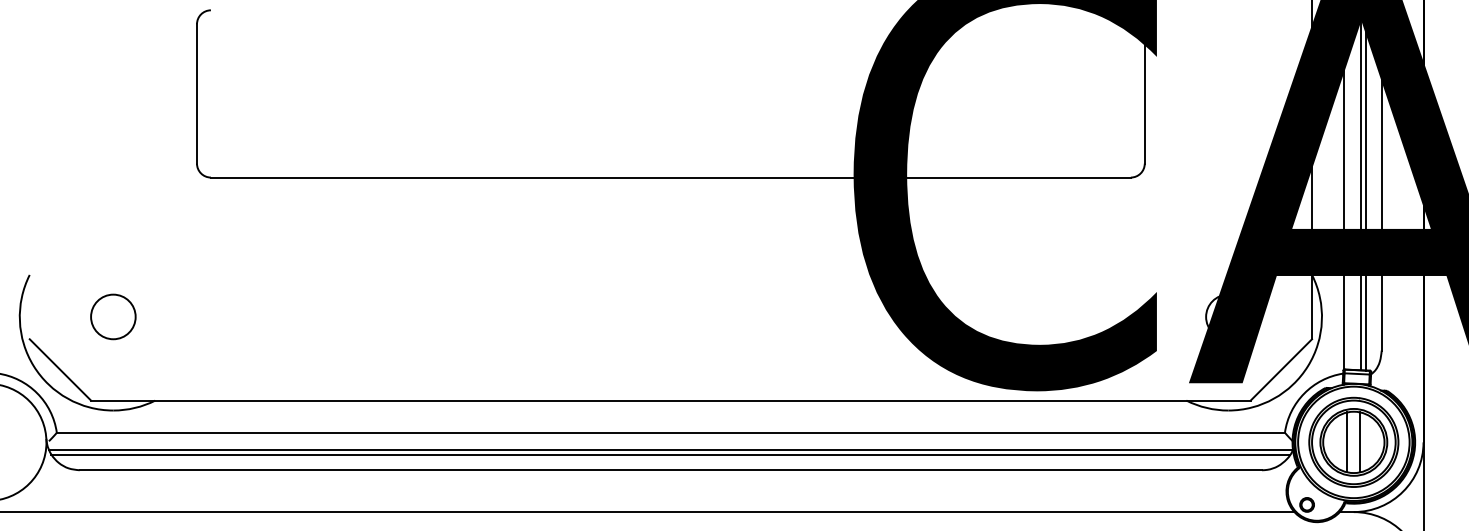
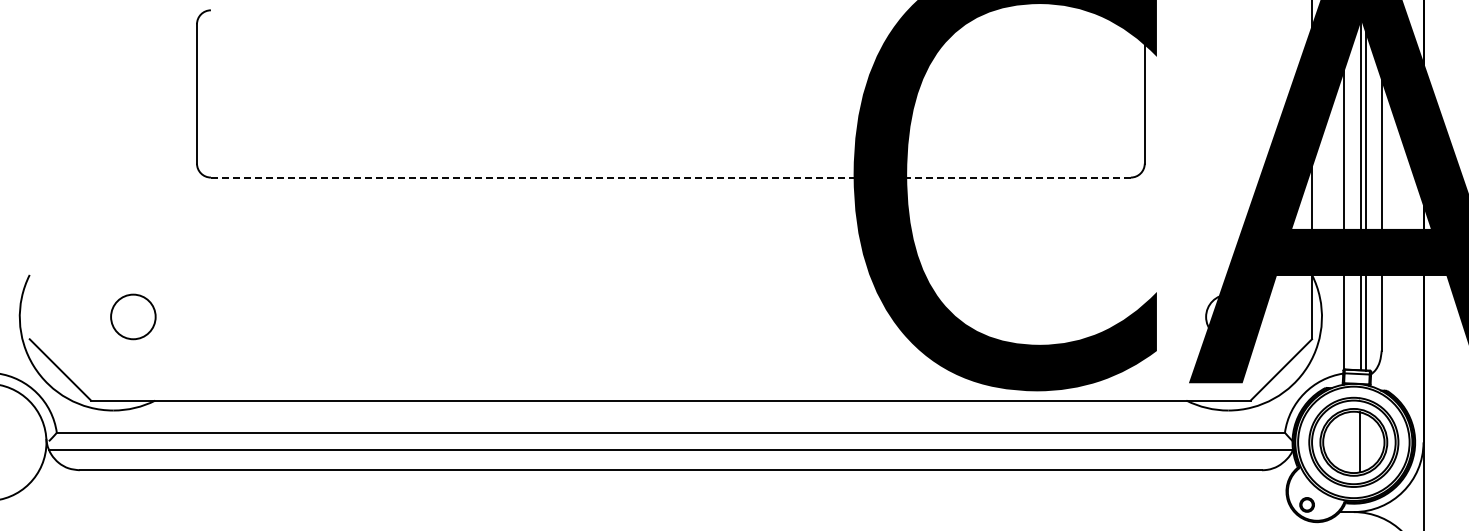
line: solid -> dashed (670, 177)
circle position: (113, 316) -> (133, 316) (133, 316)
line: present -> none (1347, 442)
line: present -> none (670, 454)
line: present -> none (648, 512)
